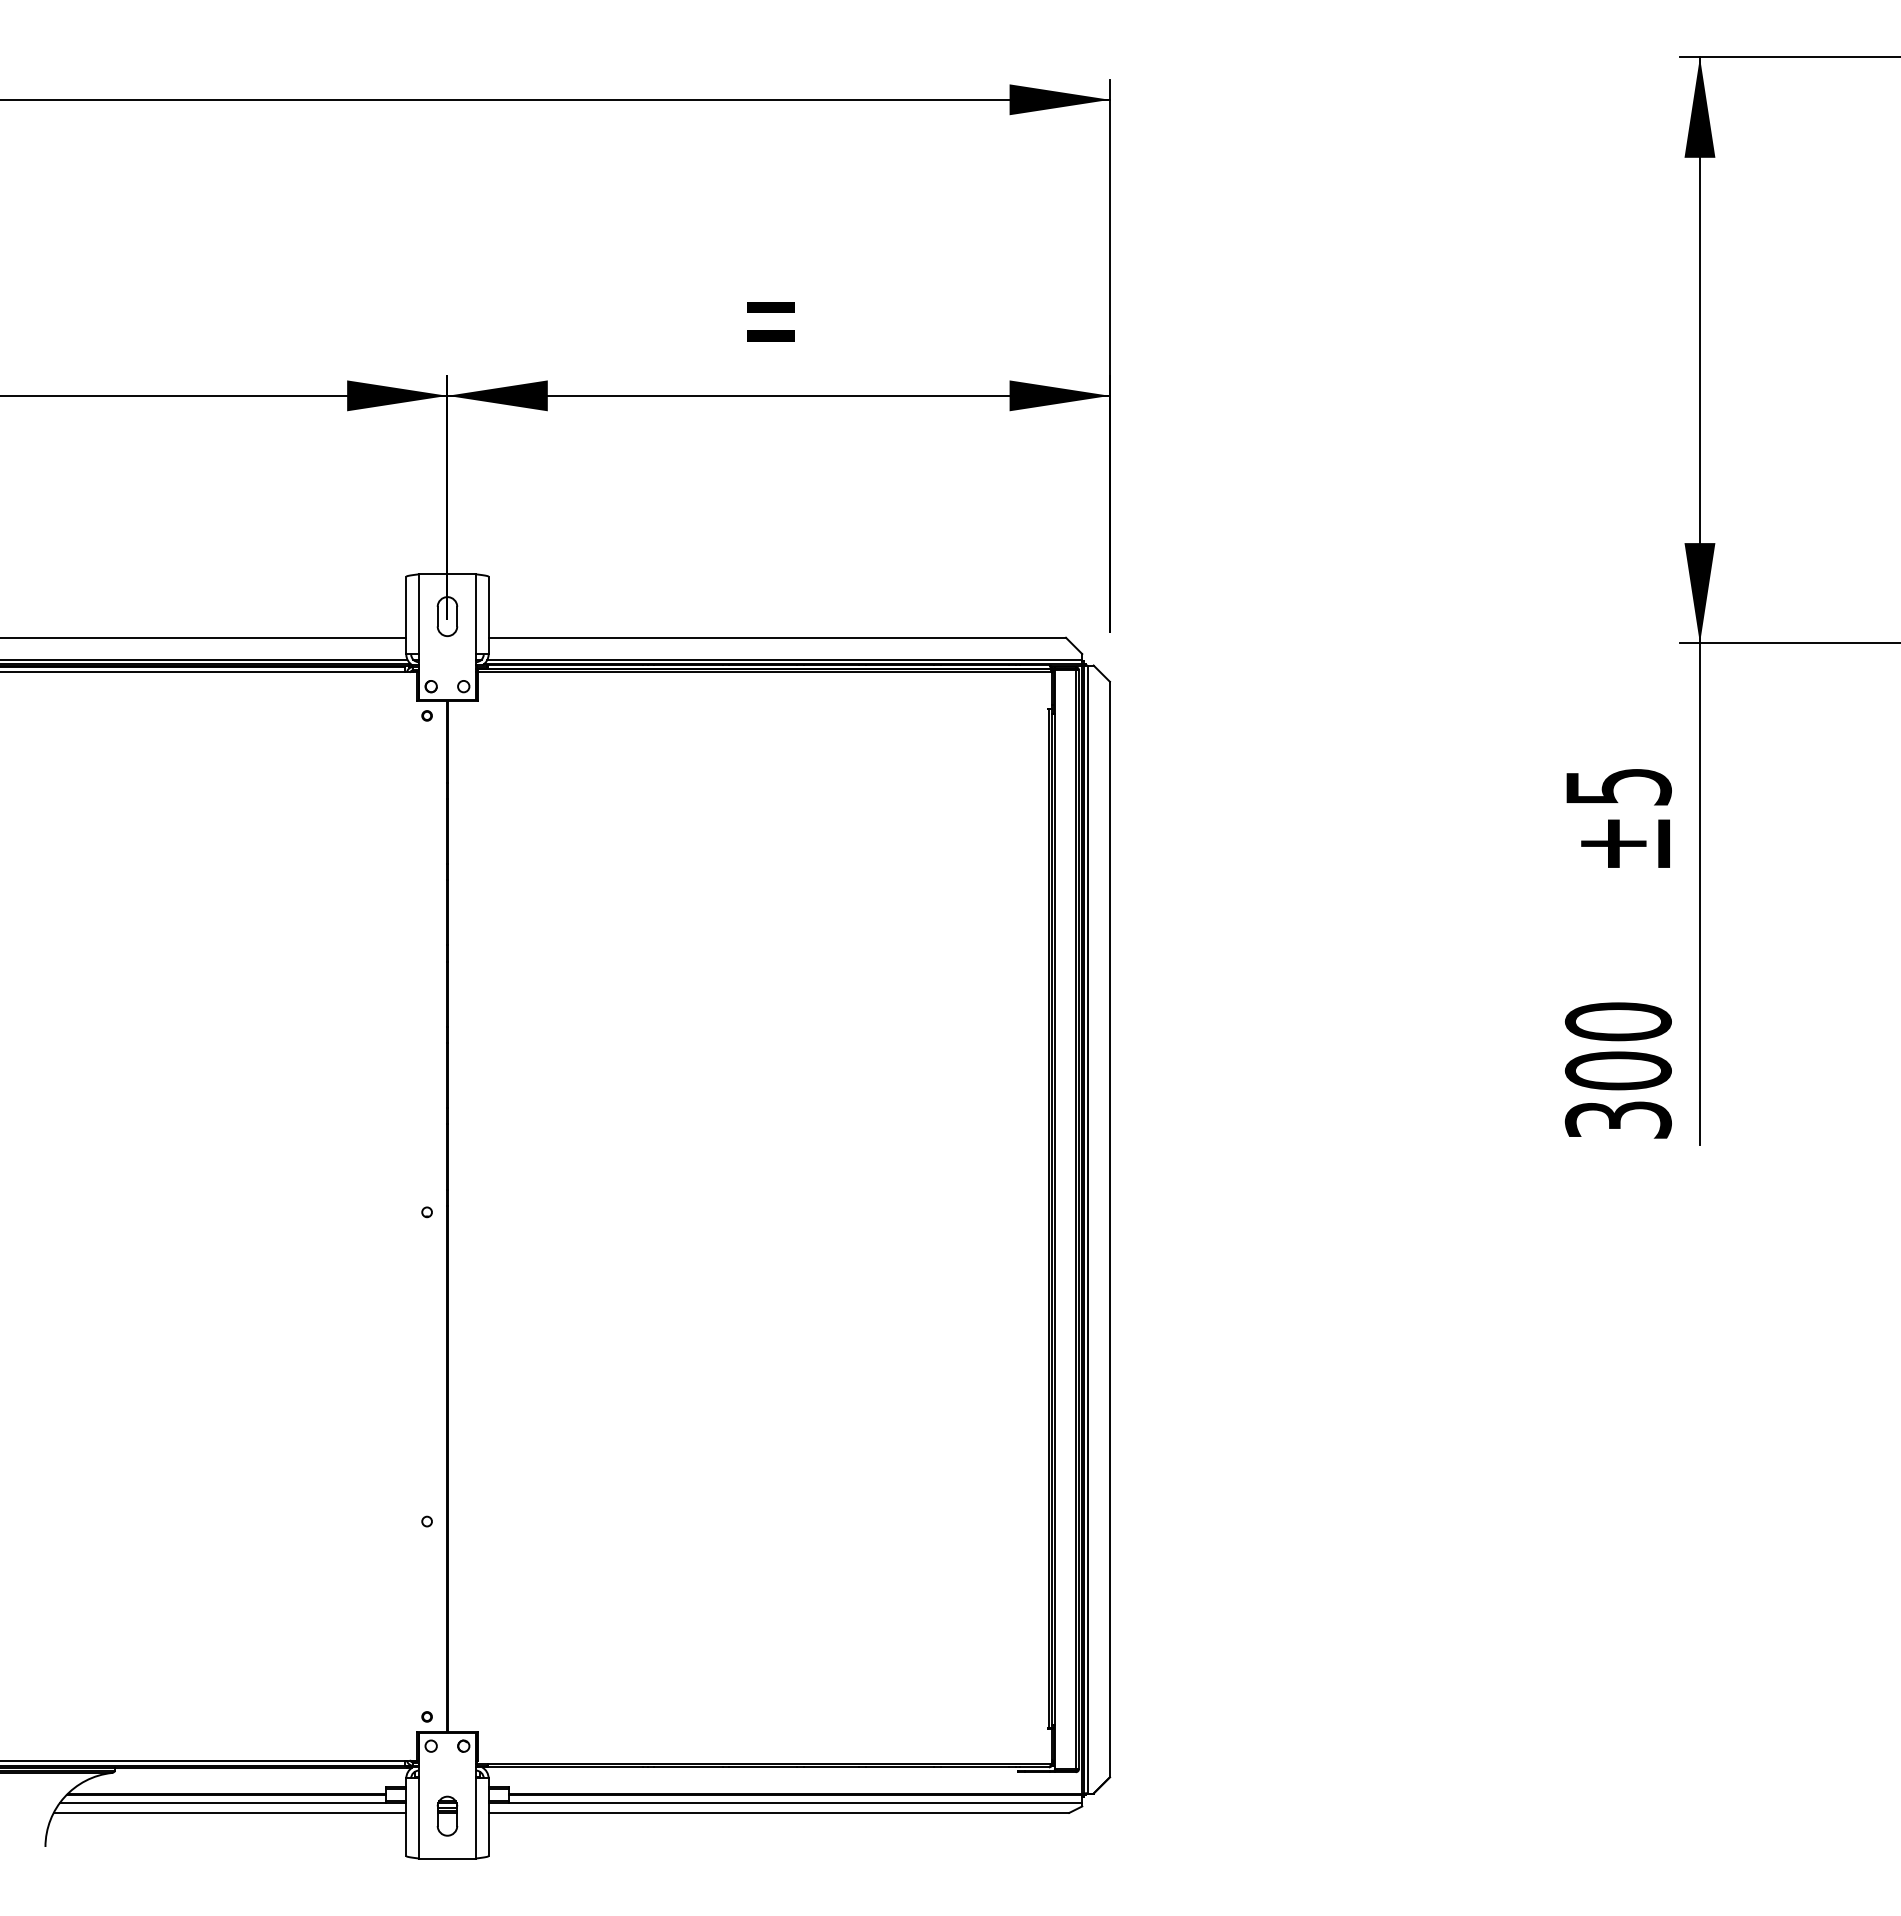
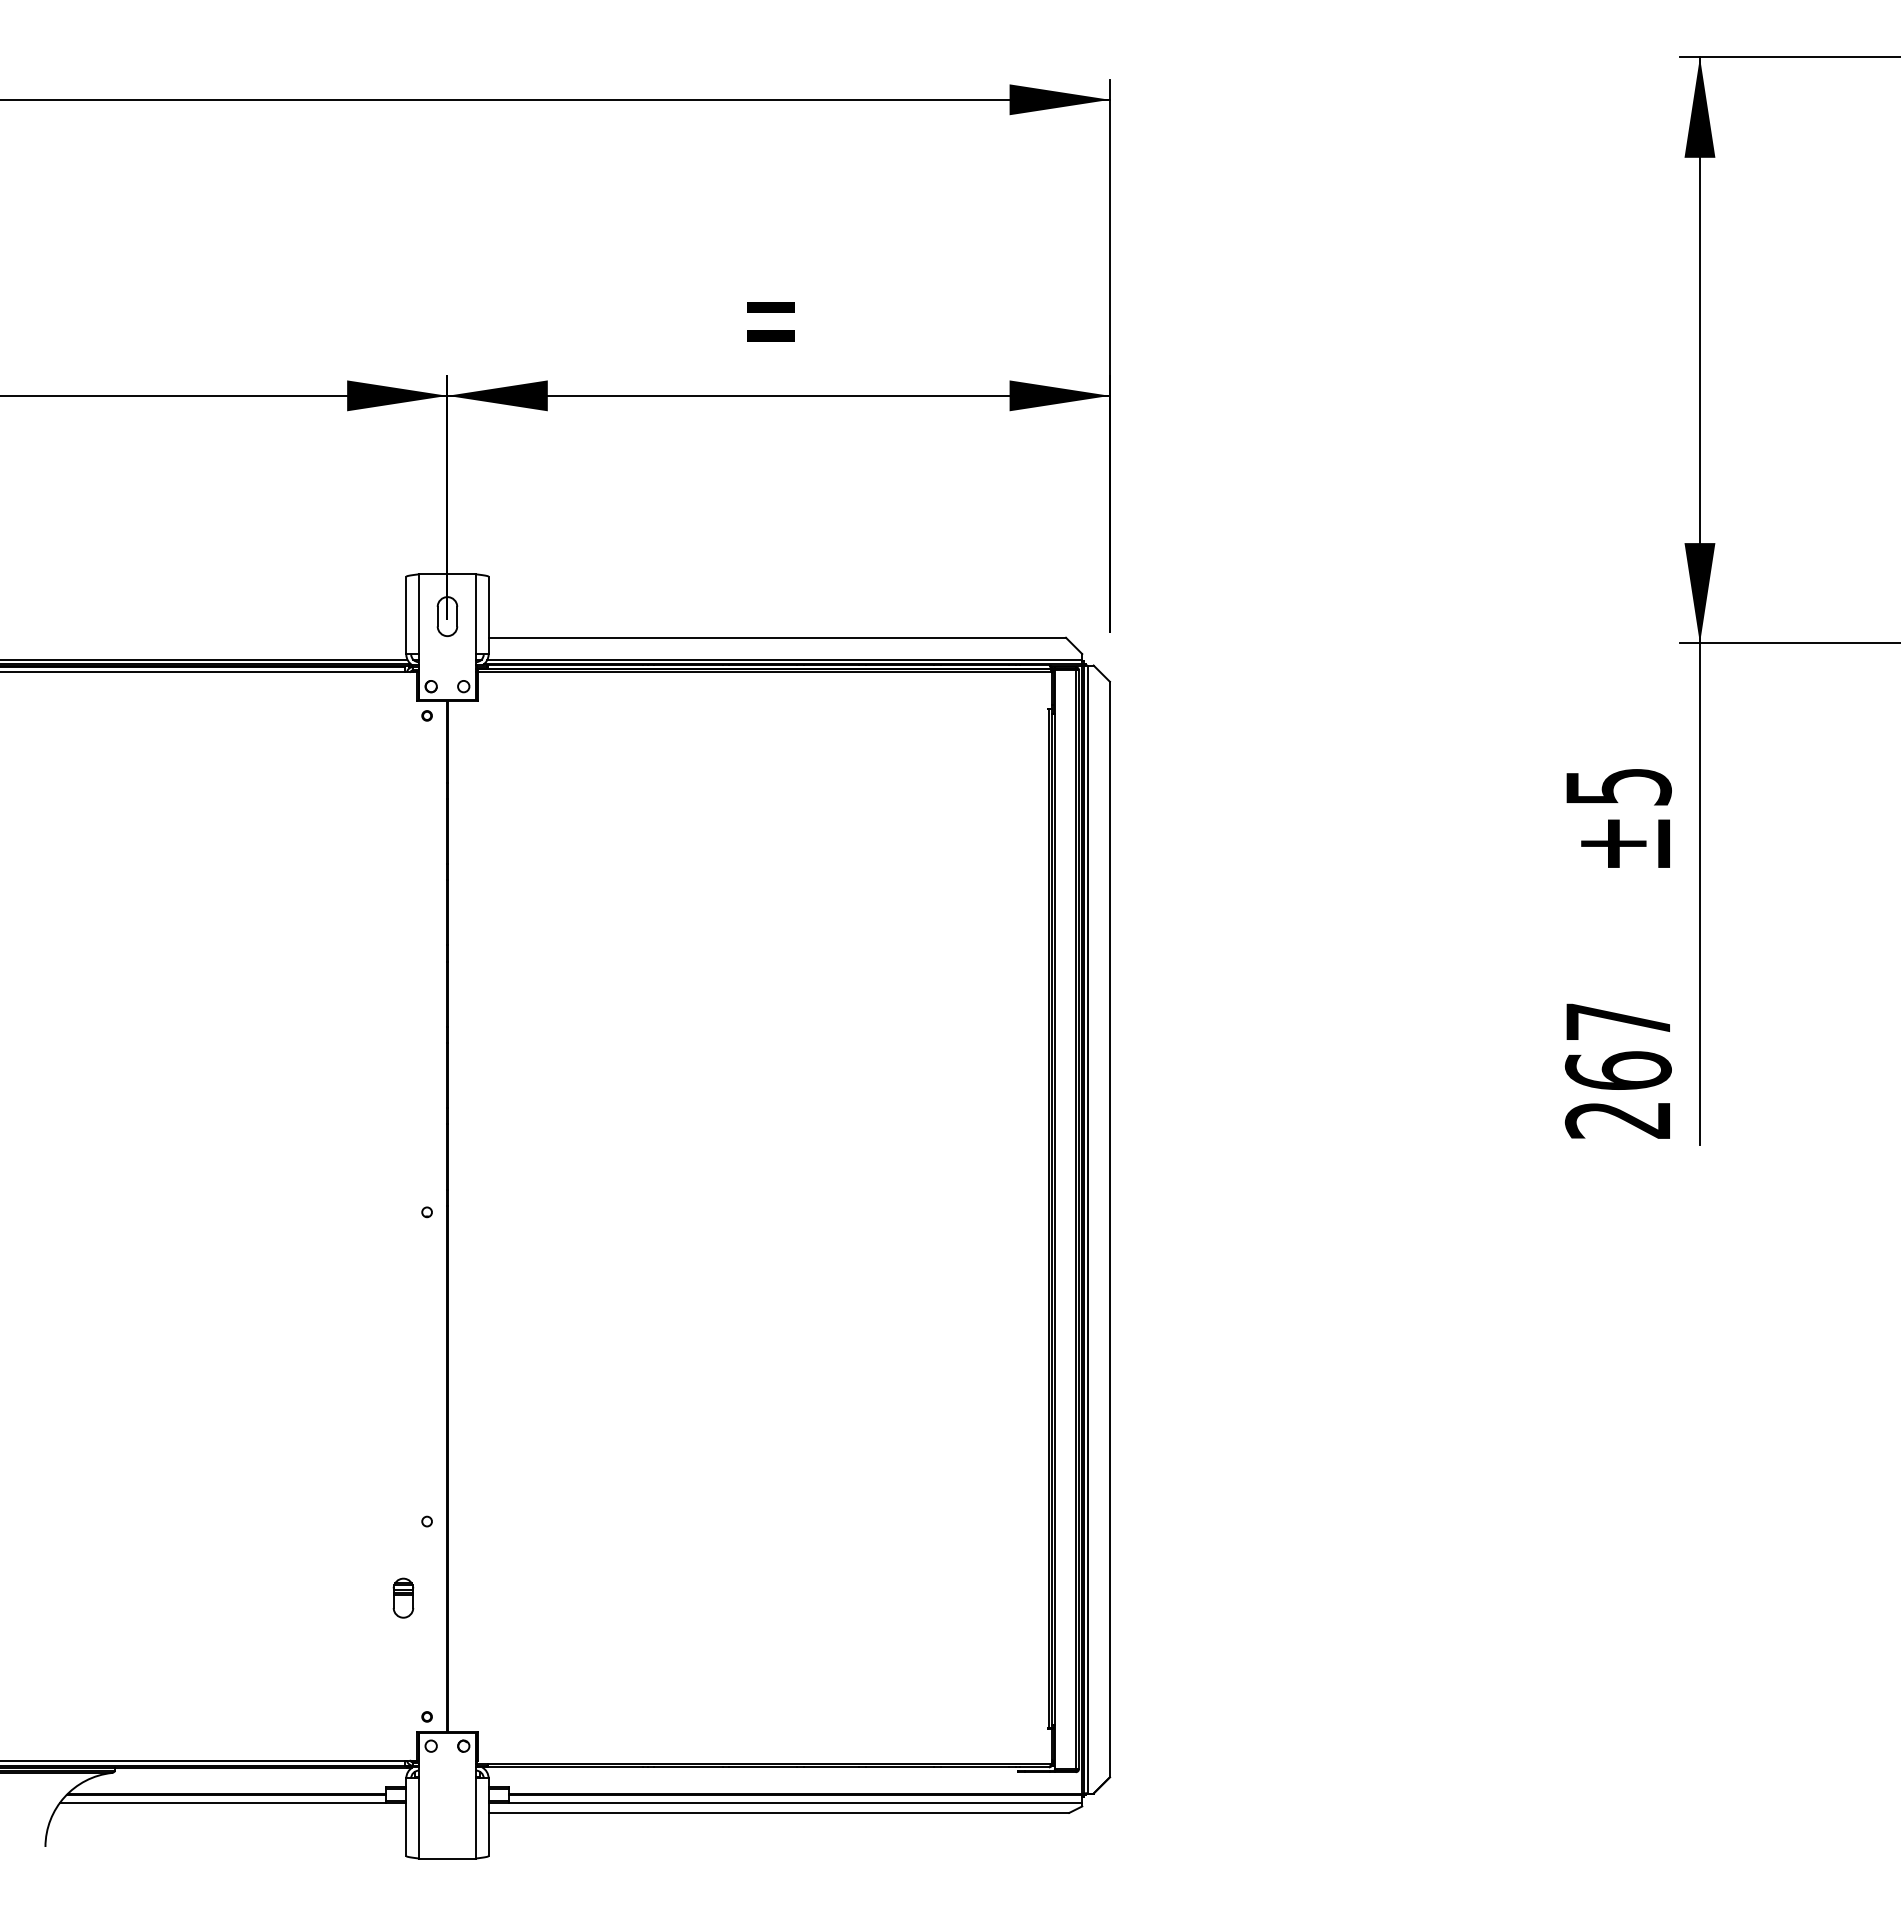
line: present -> none (204, 637)
text: 300 -> 267 (1617, 1070)
line: present -> none (229, 1812)
part position: (447, 1815) -> (403, 1597) (403, 1597)
